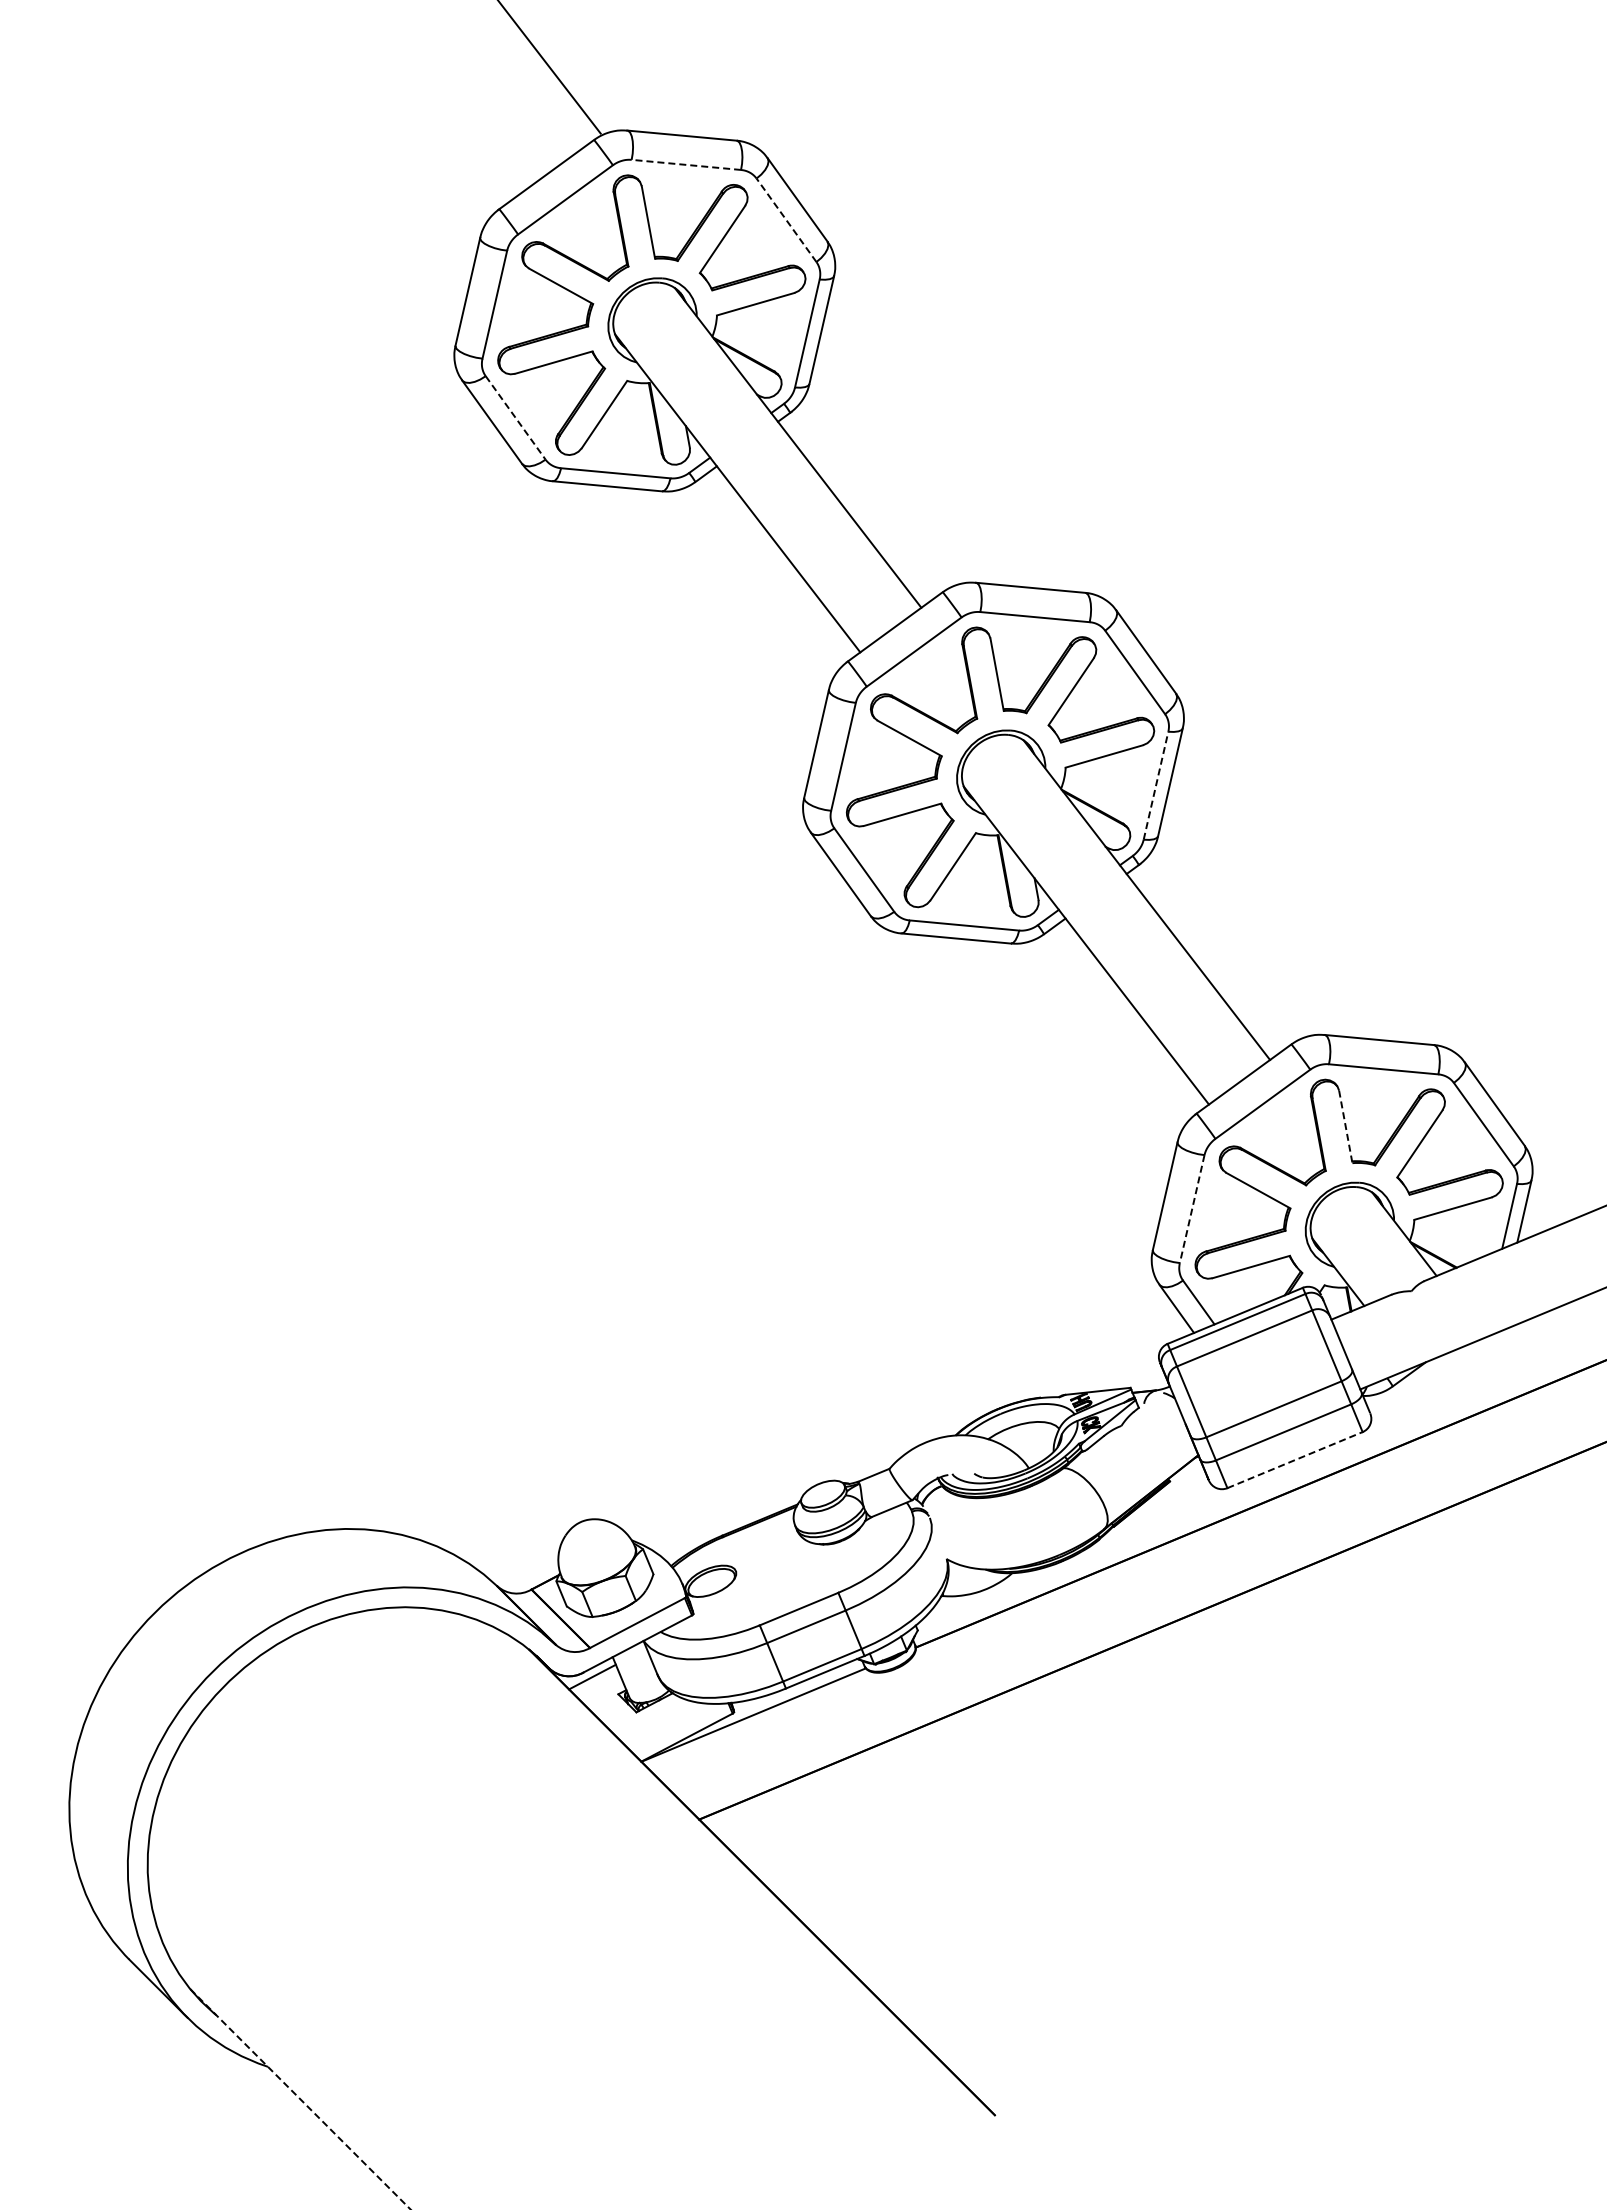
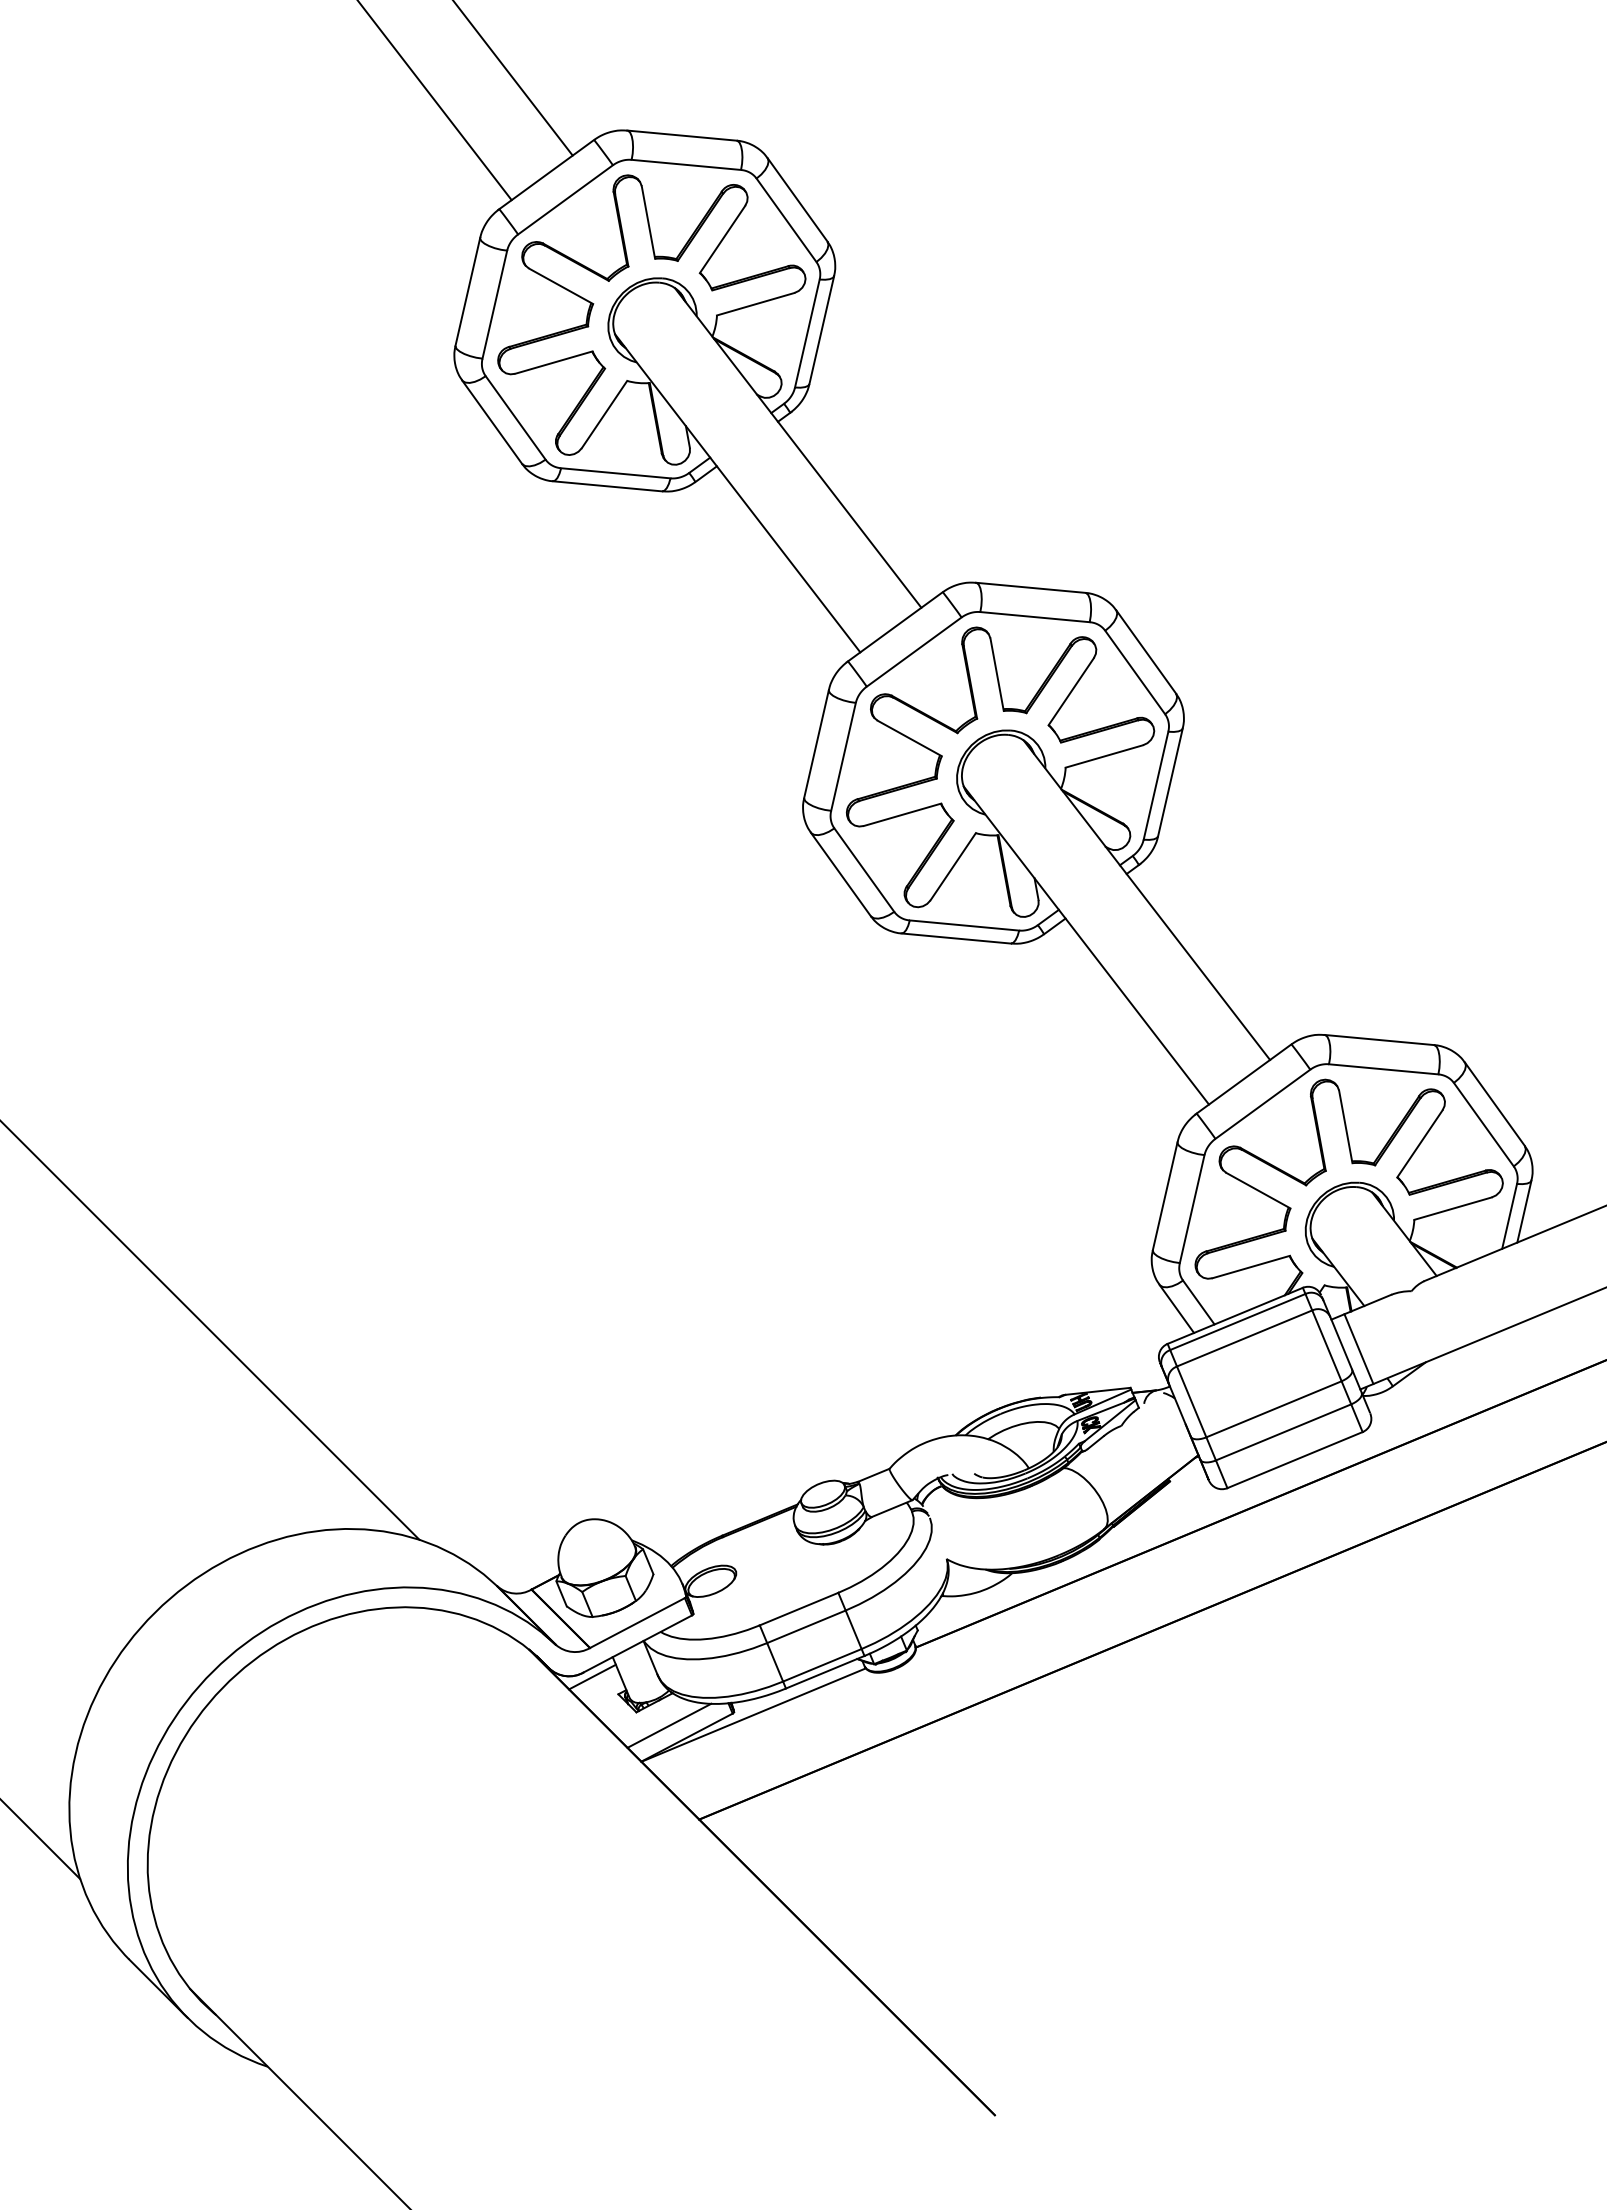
line position: (549, 67) -> (513, 78) (513, 78)
line: none -> present (435, 101)
line: dashed -> solid (686, 164)
line: dashed -> solid (786, 219)
line: dashed -> solid (515, 418)
line: dashed -> solid (1156, 785)
line: dashed -> solid (1345, 1126)
line: dashed -> solid (1192, 1209)
line: none -> present (210, 1330)
line: none -> present (1358, 1349)
line: dashed -> solid (1295, 1459)
line: none -> present (669, 1725)
line: none -> present (41, 1840)
line: dashed -> solid (300, 2099)
